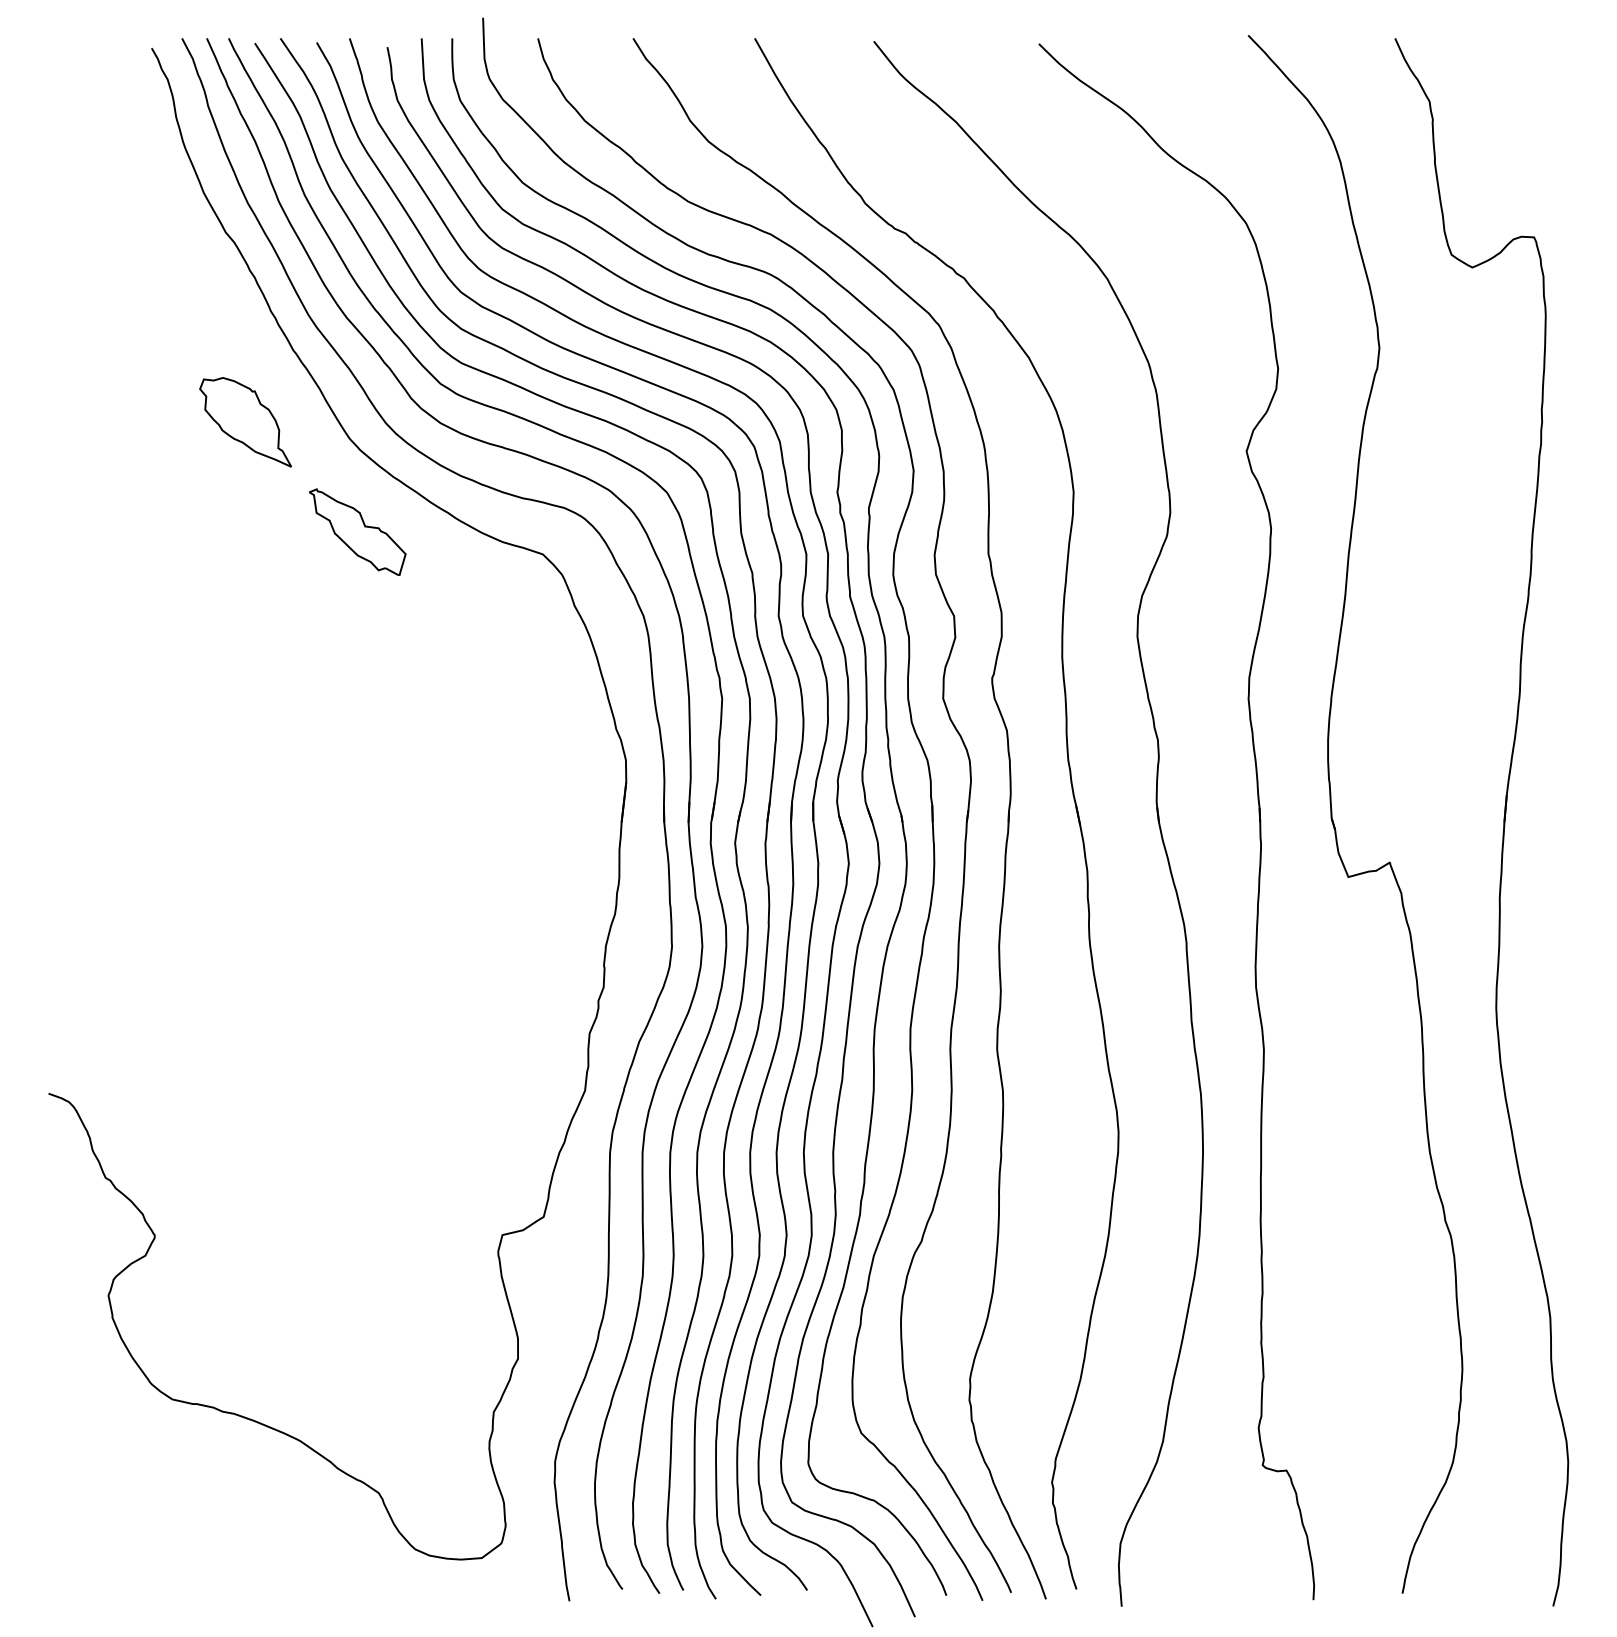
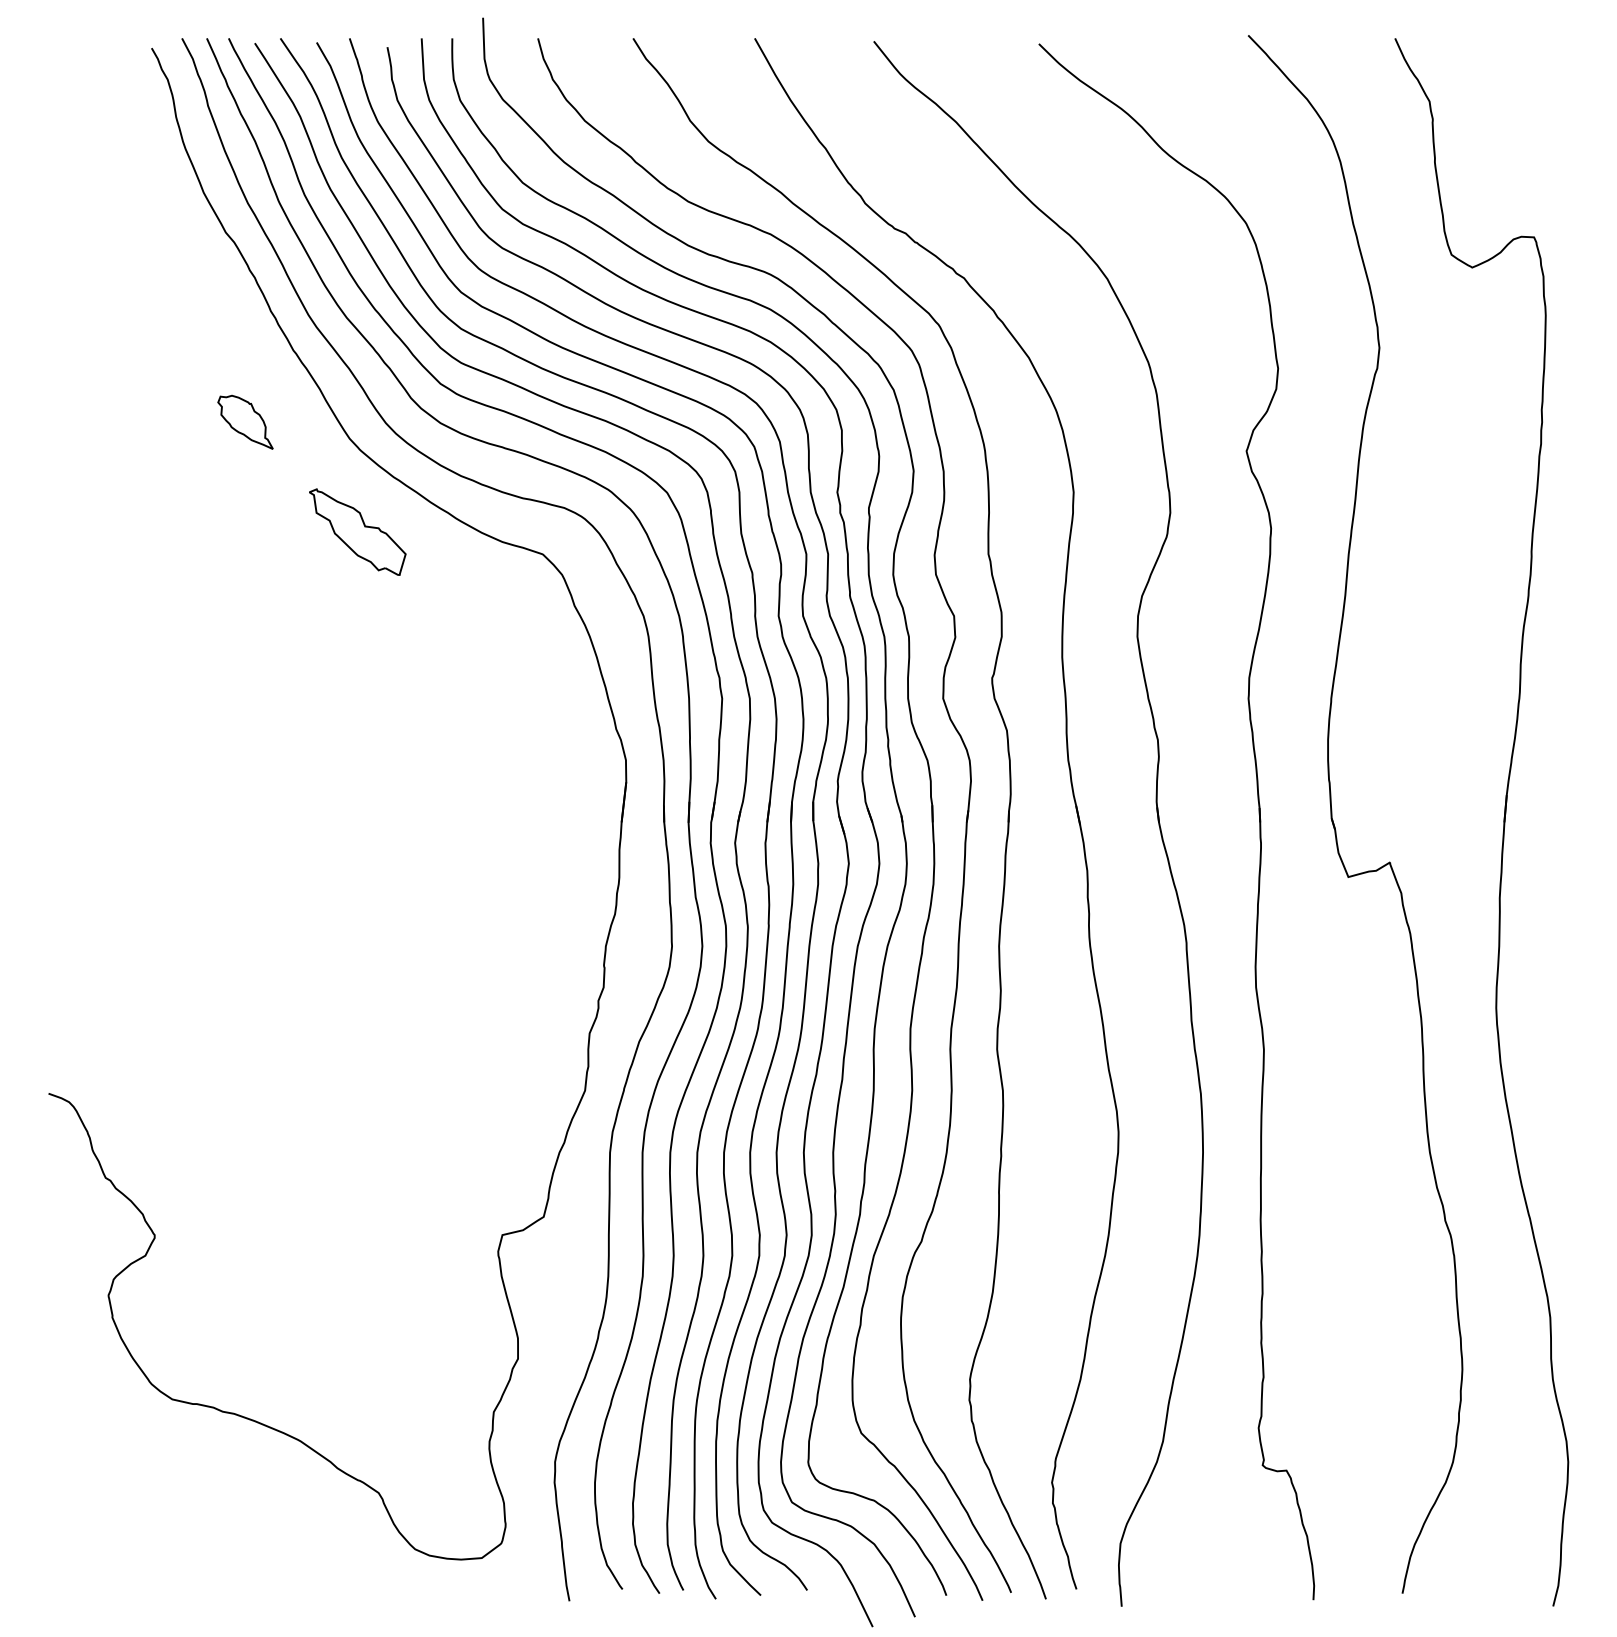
part size: 93x91 px -> 57x56 px (245, 421)
